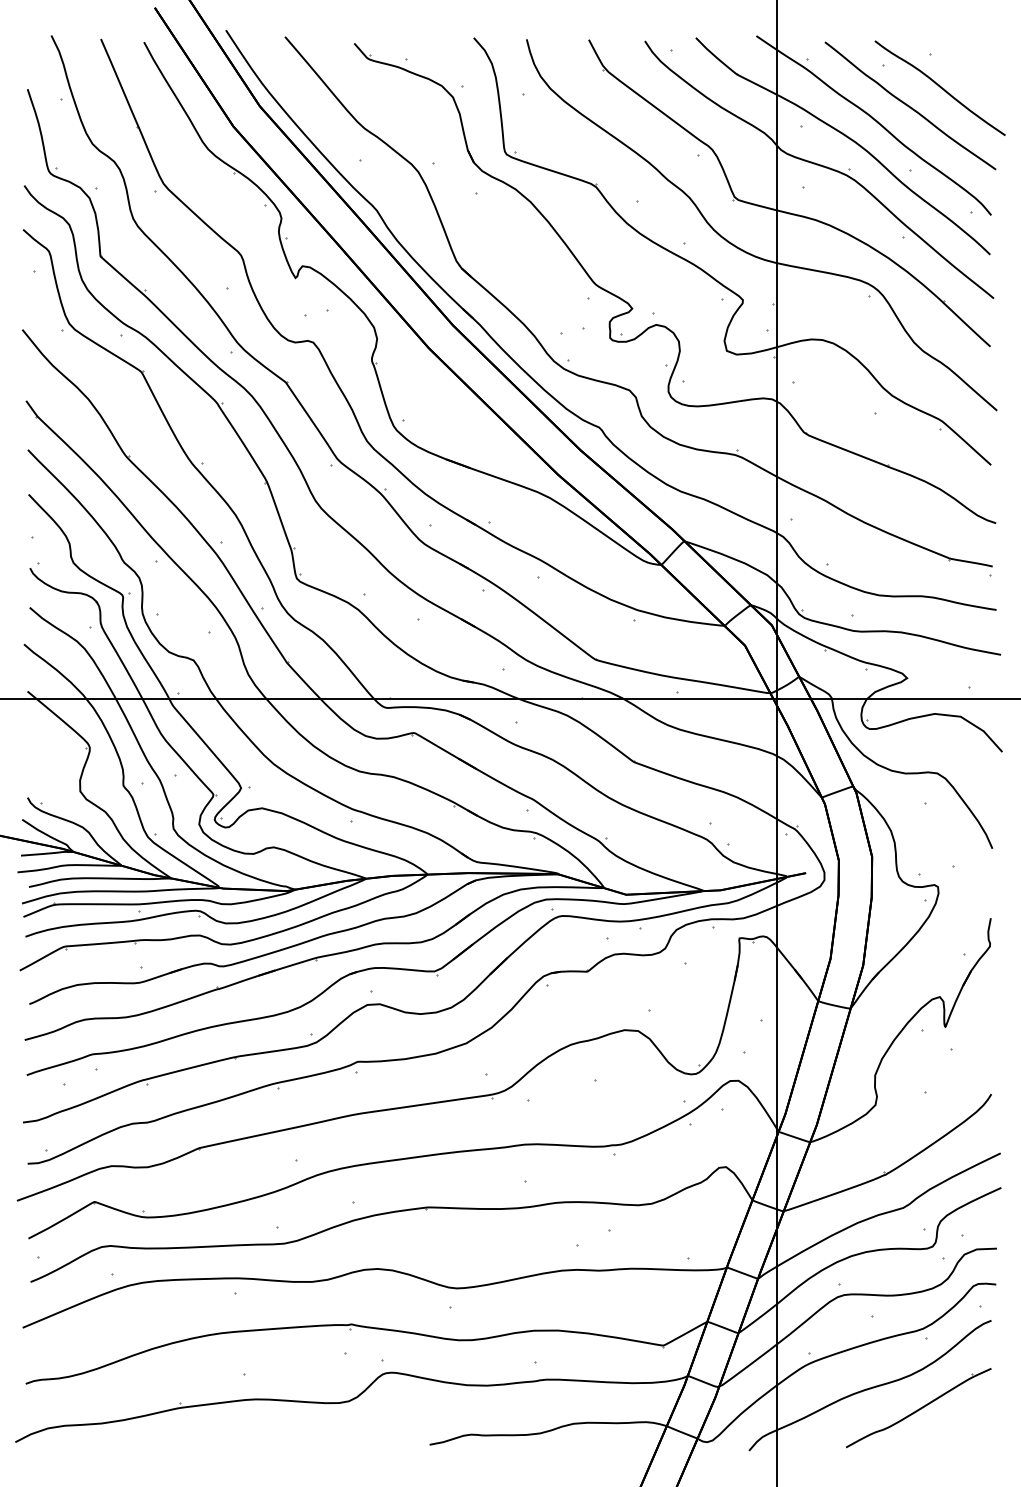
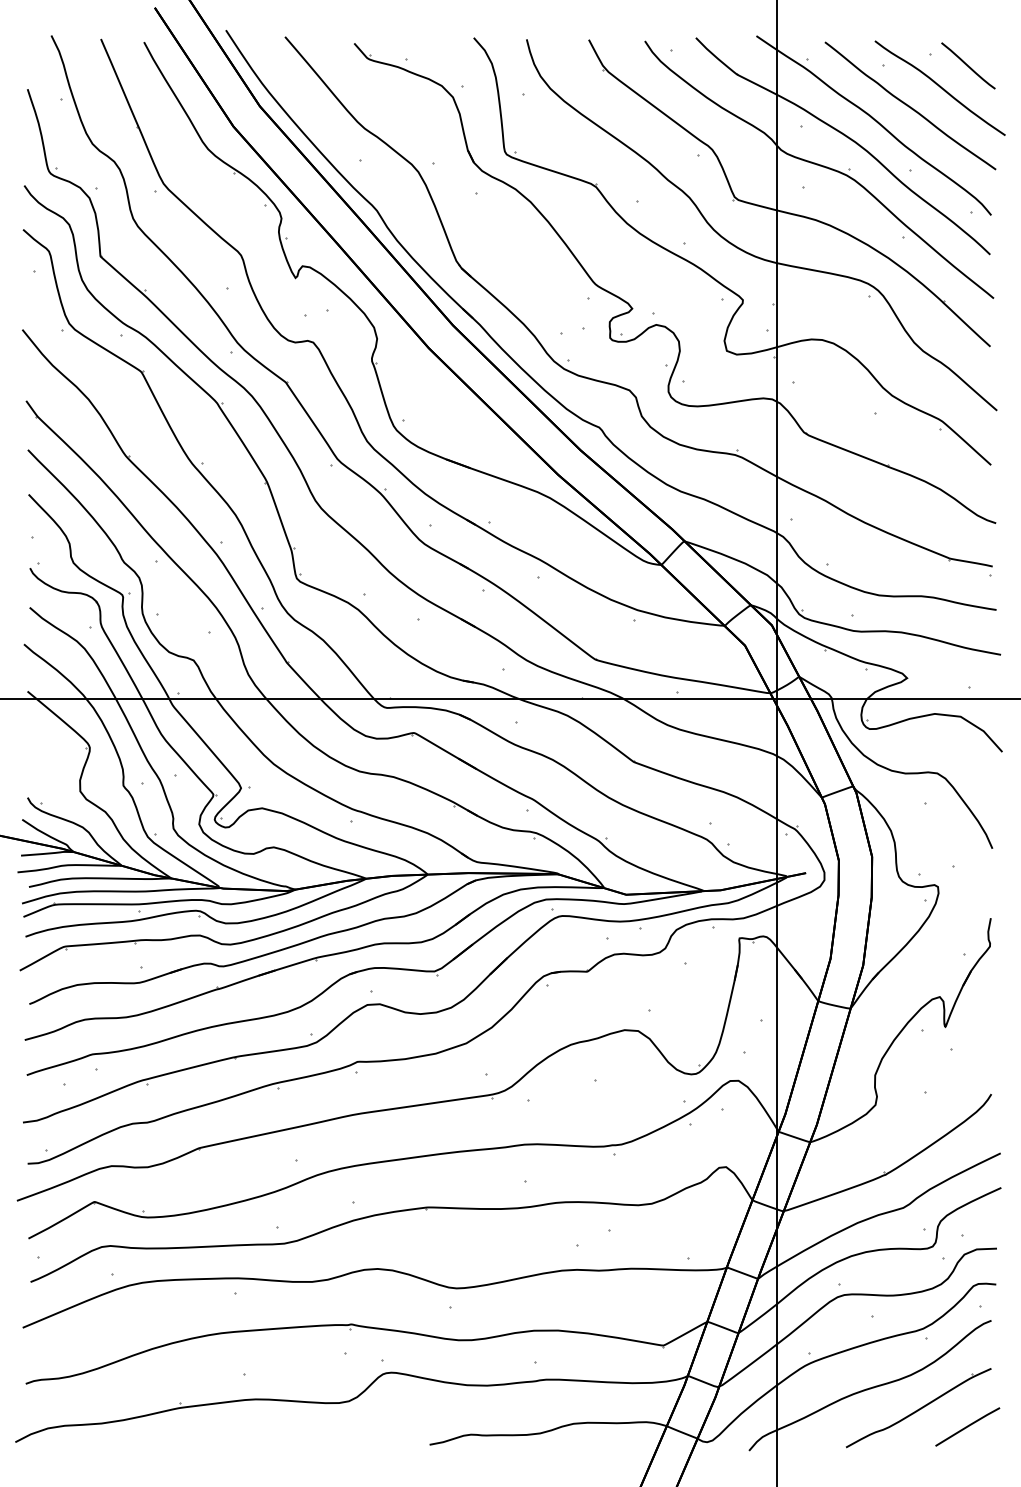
curve: none -> present (968, 65)
line: none -> present (967, 1426)
